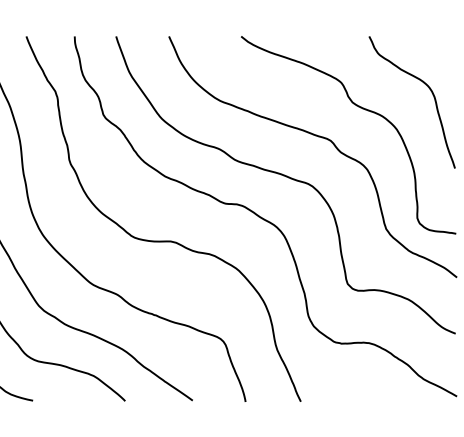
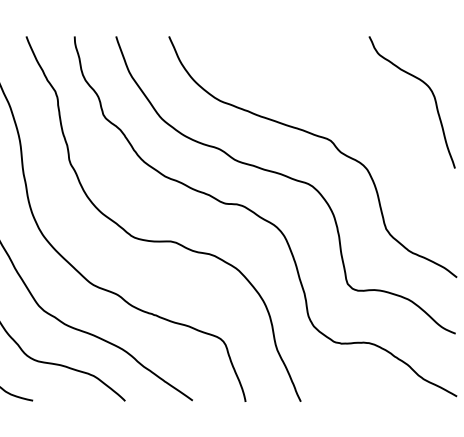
curve: present -> none (362, 109)
